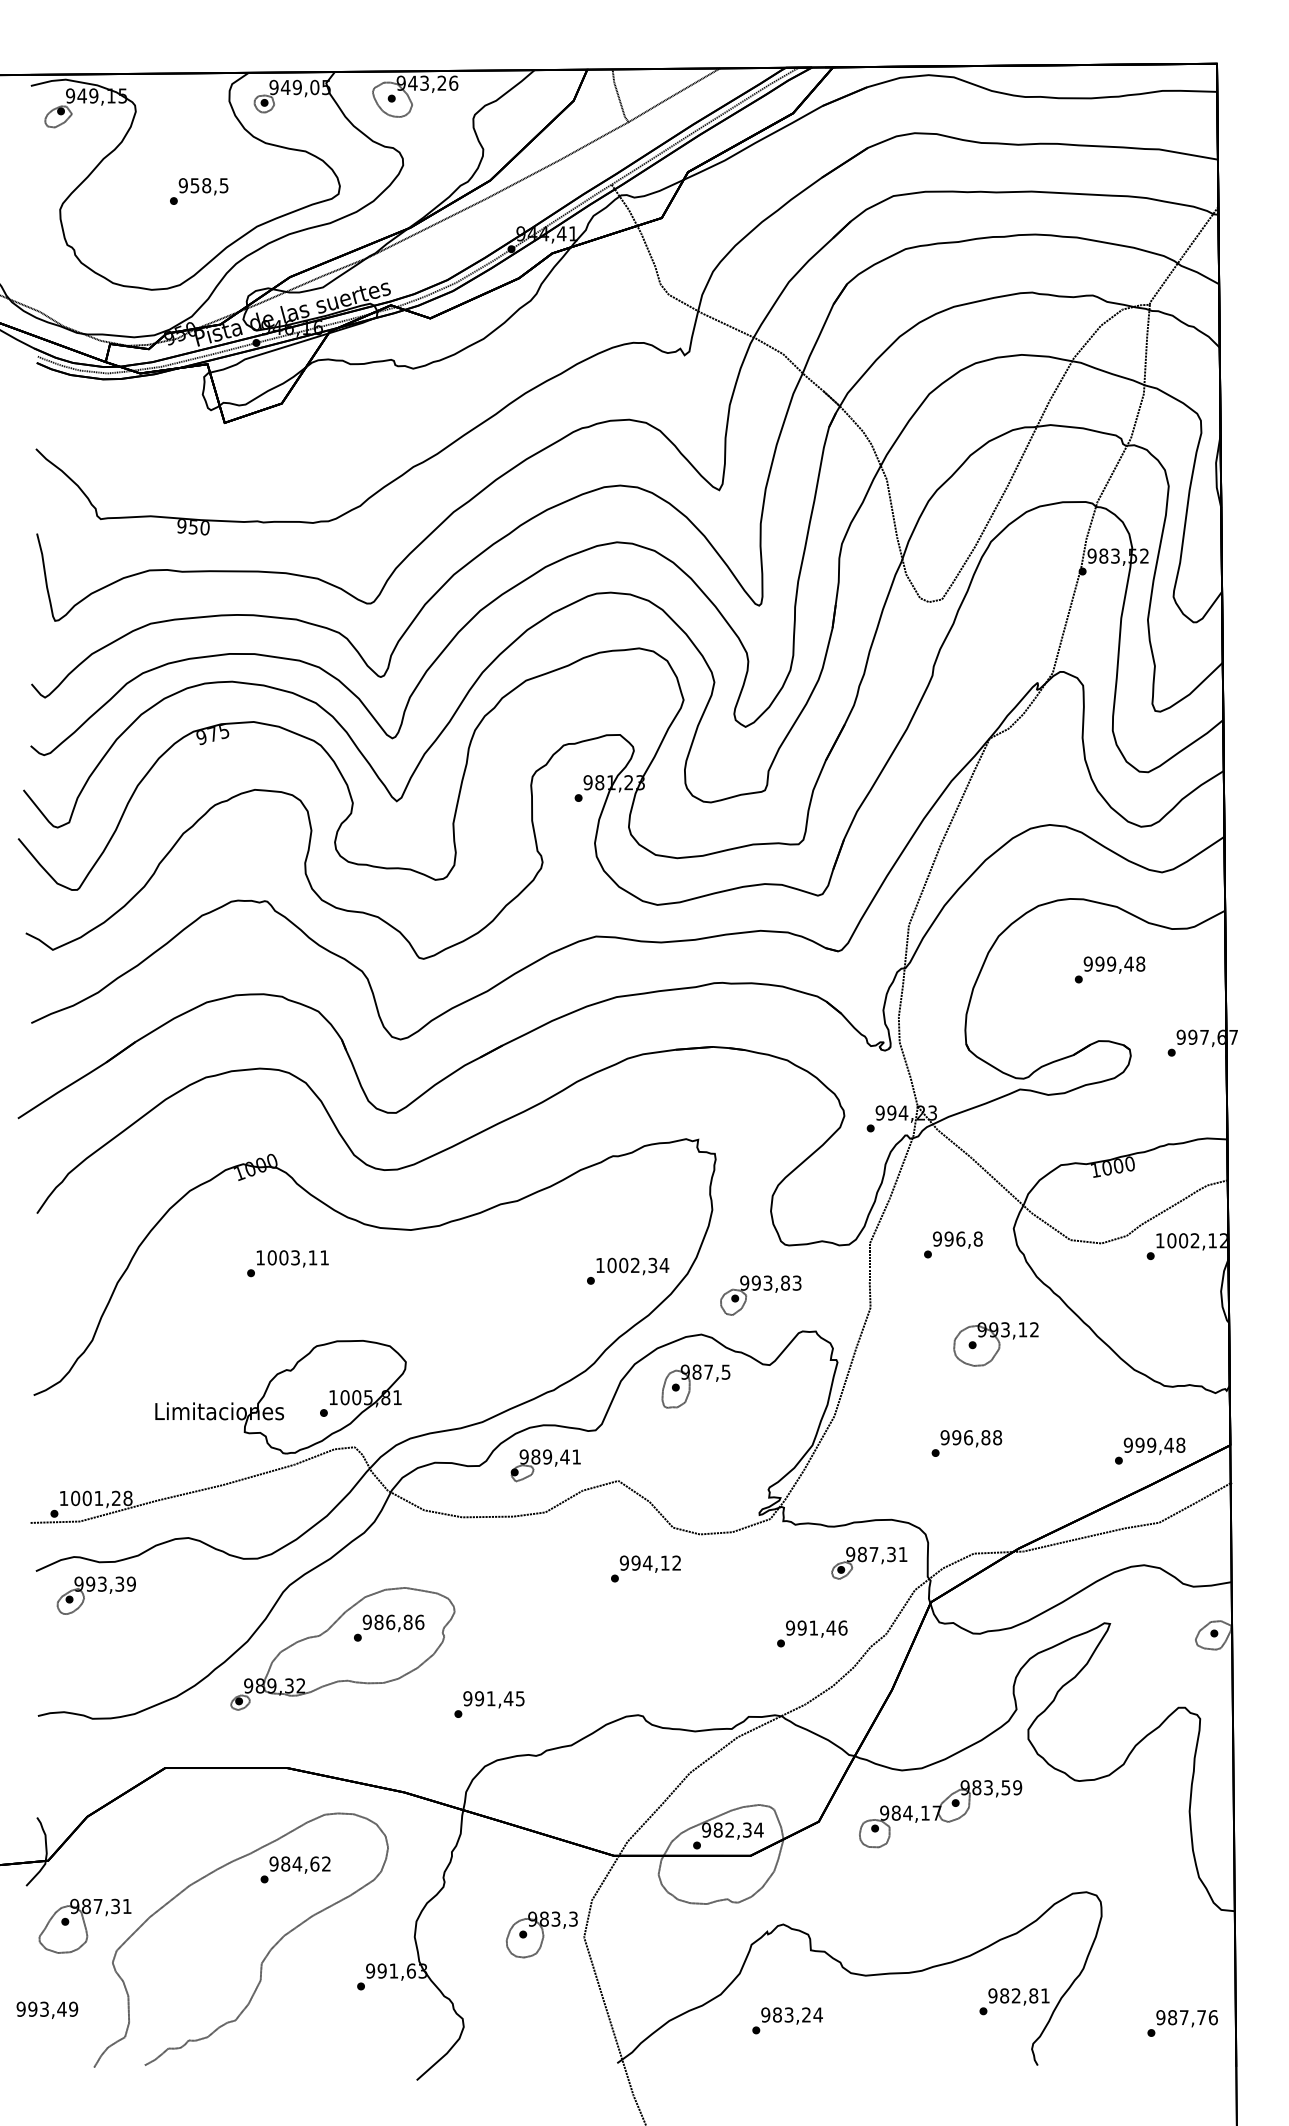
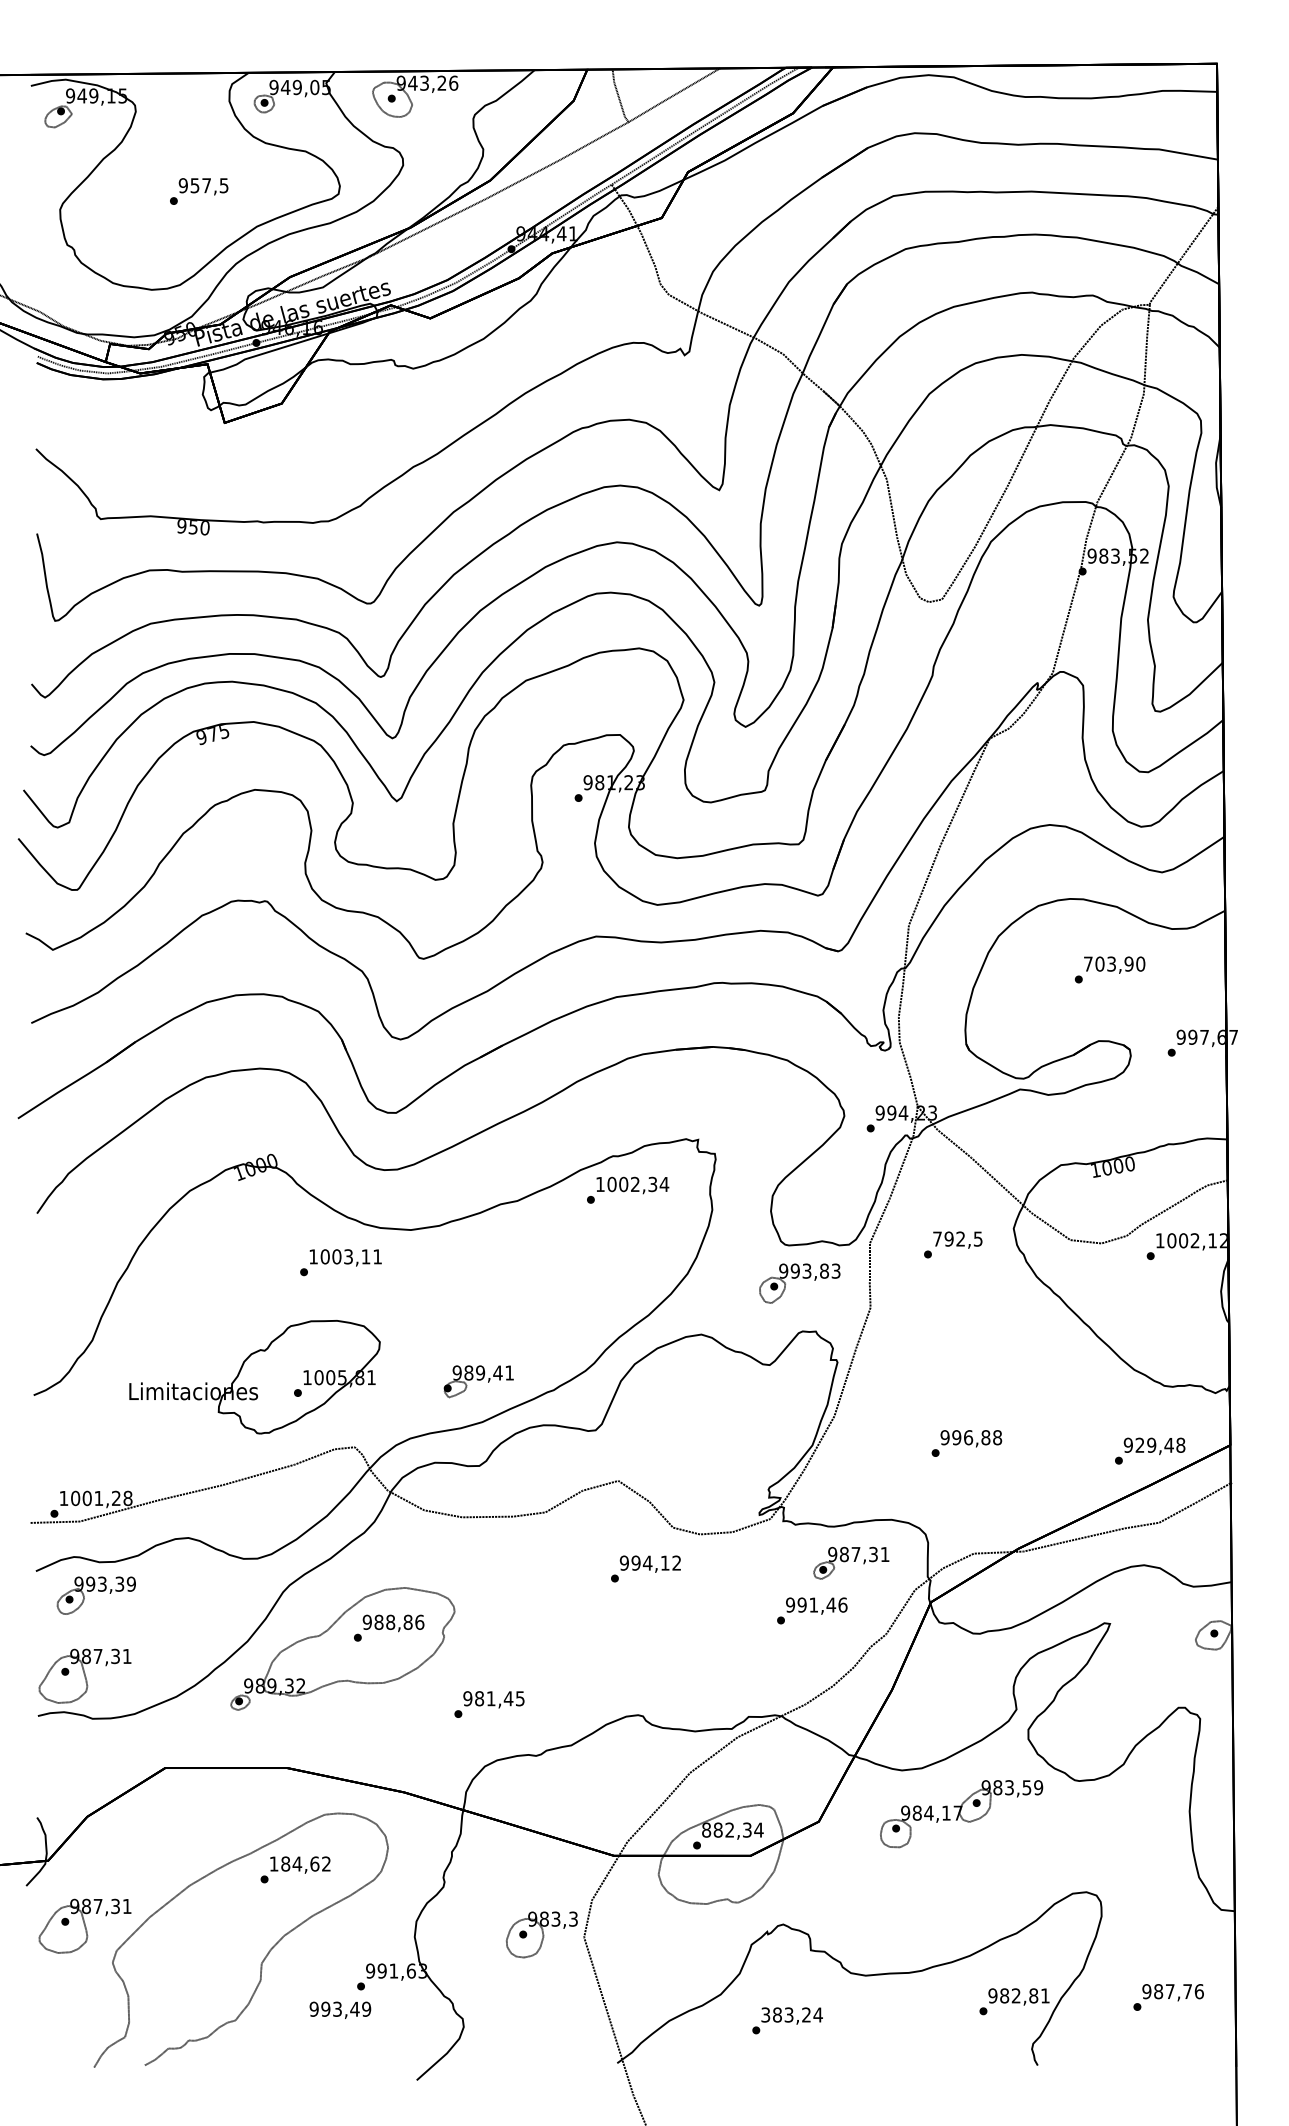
text: 958,5 -> 957,5 (206, 185)
text: 999,48 -> 703,90 (1114, 963)
text: 996,8 -> 792,5 (957, 1238)
text position: (287, 1263) -> (340, 1262) (340, 1262)
text position: (628, 1270) -> (628, 1189) (628, 1189)
part position: (760, 1295) -> (799, 1283) (799, 1283)
part: present -> none (995, 1344)
part: present -> none (695, 1386)
part position: (280, 1397) -> (254, 1377) (254, 1377)
text: 999,48 -> 929,48 (1139, 1444)
part position: (545, 1465) -> (478, 1381) (478, 1381)
part position: (869, 1563) -> (851, 1563) (851, 1563)
text: 986,86 -> 988,86 (390, 1621)
text position: (812, 1633) -> (812, 1610) (812, 1610)
part: none -> present (84, 1675)
text: 991,45 -> 981,45 (479, 1698)
part position: (940, 1814) -> (961, 1814) (961, 1814)
text: 982,34 -> 882,34 (706, 1829)
text: 984,62 -> 184,62 (273, 1863)
text position: (47, 2009) -> (340, 2009) (340, 2009)
text: 983,24 -> 383,24 (765, 2014)
text position: (1182, 2023) -> (1168, 1997) (1168, 1997)
